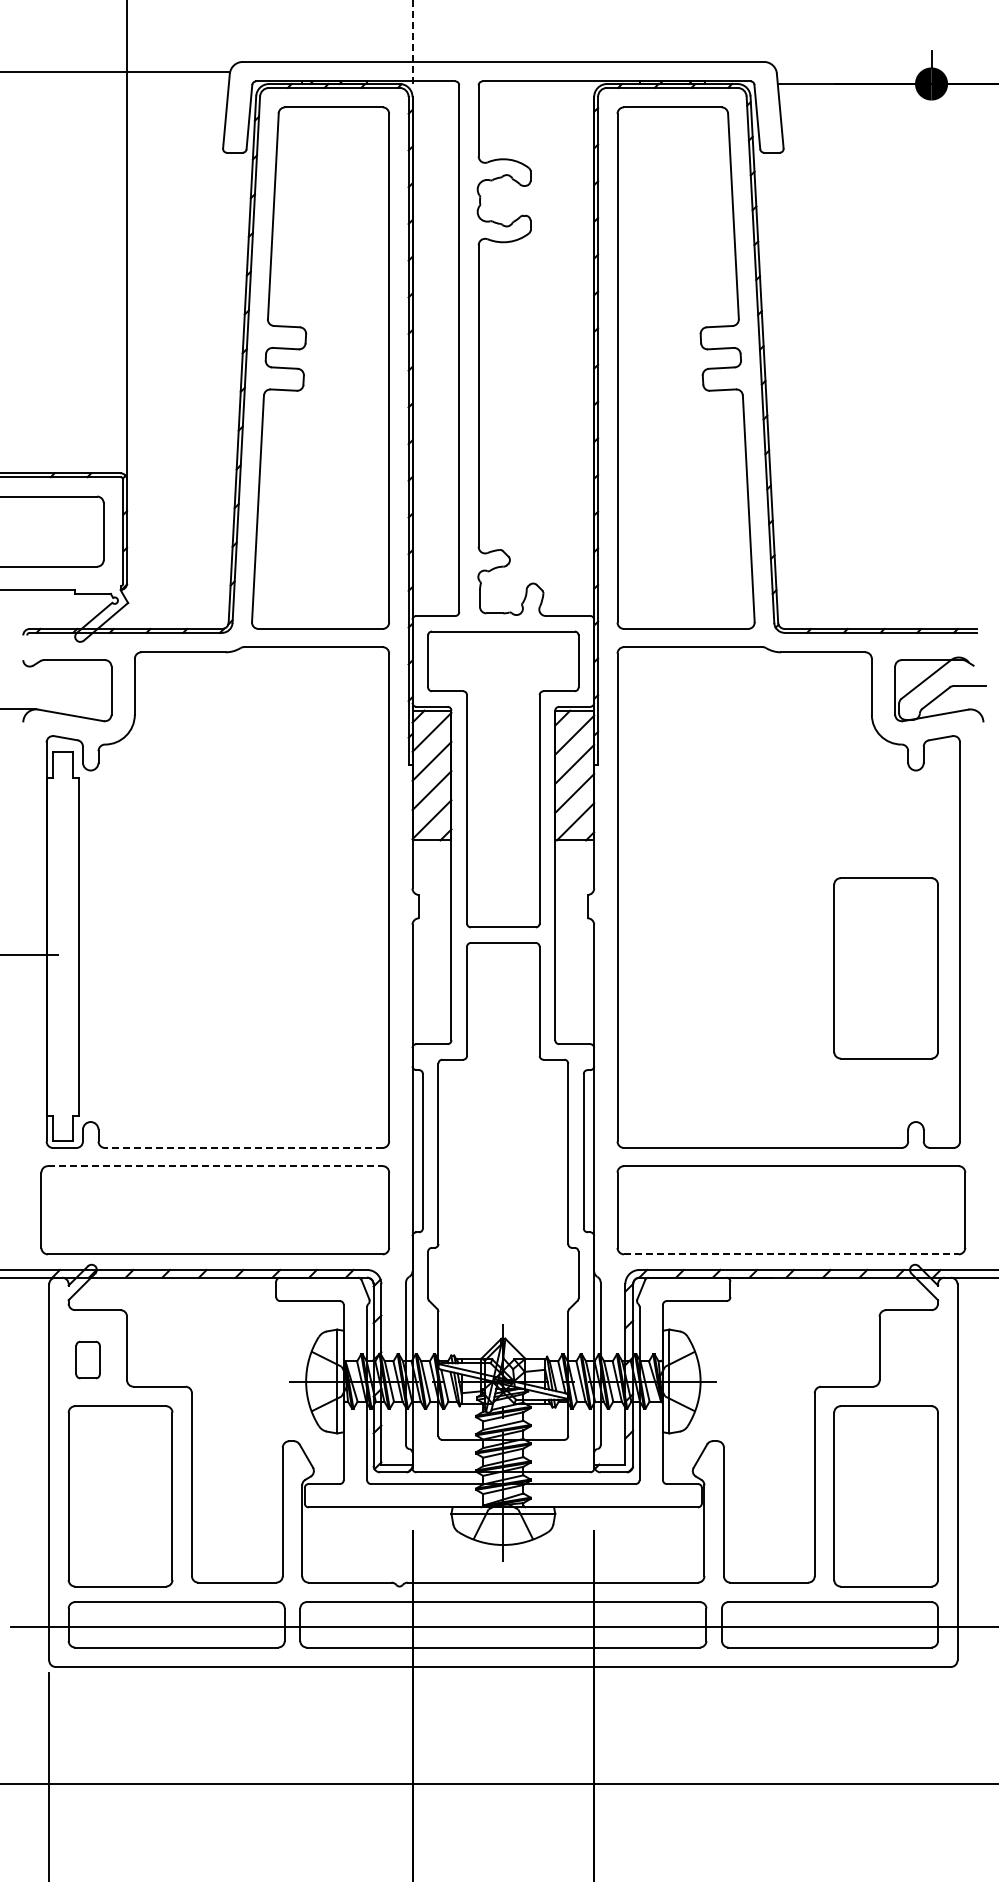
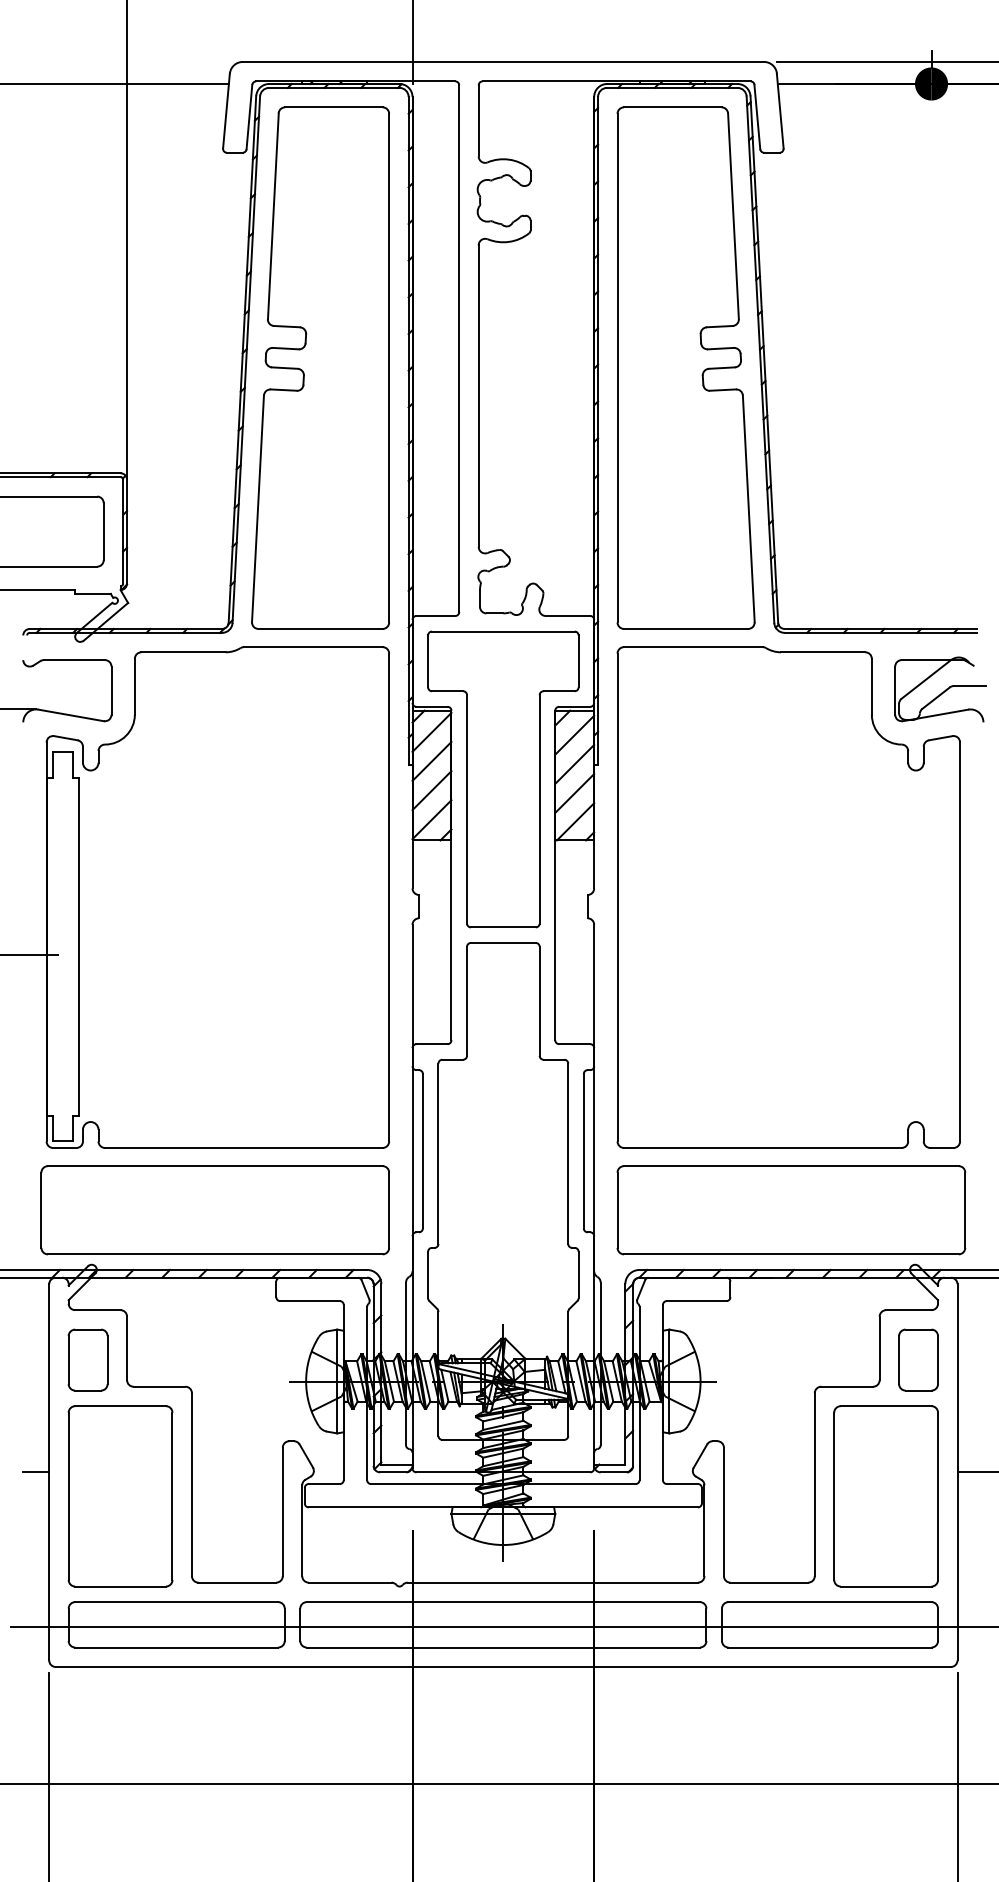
line: dashed -> solid (412, 42)
line: none -> present (886, 61)
line position: (115, 72) -> (115, 84) (115, 84)
part: present -> none (885, 968)
line: dashed -> solid (243, 1147)
line: dashed -> solid (215, 1166)
line: dashed -> solid (791, 1254)
part size: 26x40 px -> 42x64 px (87, 1359)
part: none -> present (918, 1359)
line: none -> present (36, 1472)
line: none -> present (976, 1472)
line: none -> present (957, 1775)
